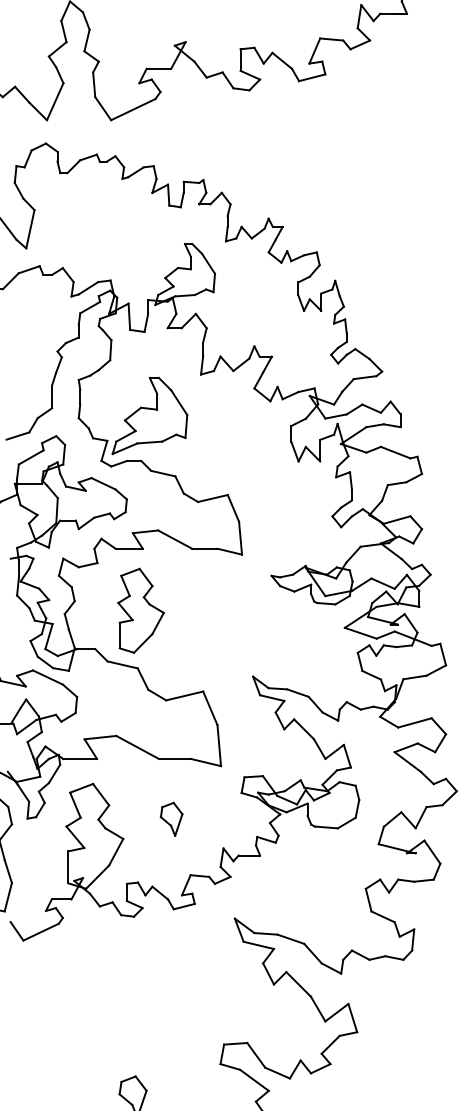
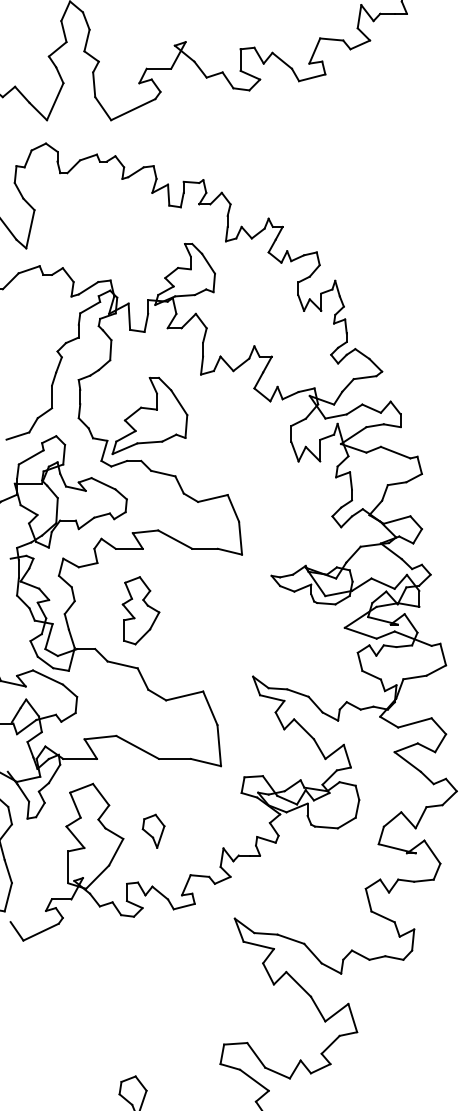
part size: 48x87 px -> 40x70 px (140, 610)
part position: (171, 818) -> (153, 830) (153, 830)
